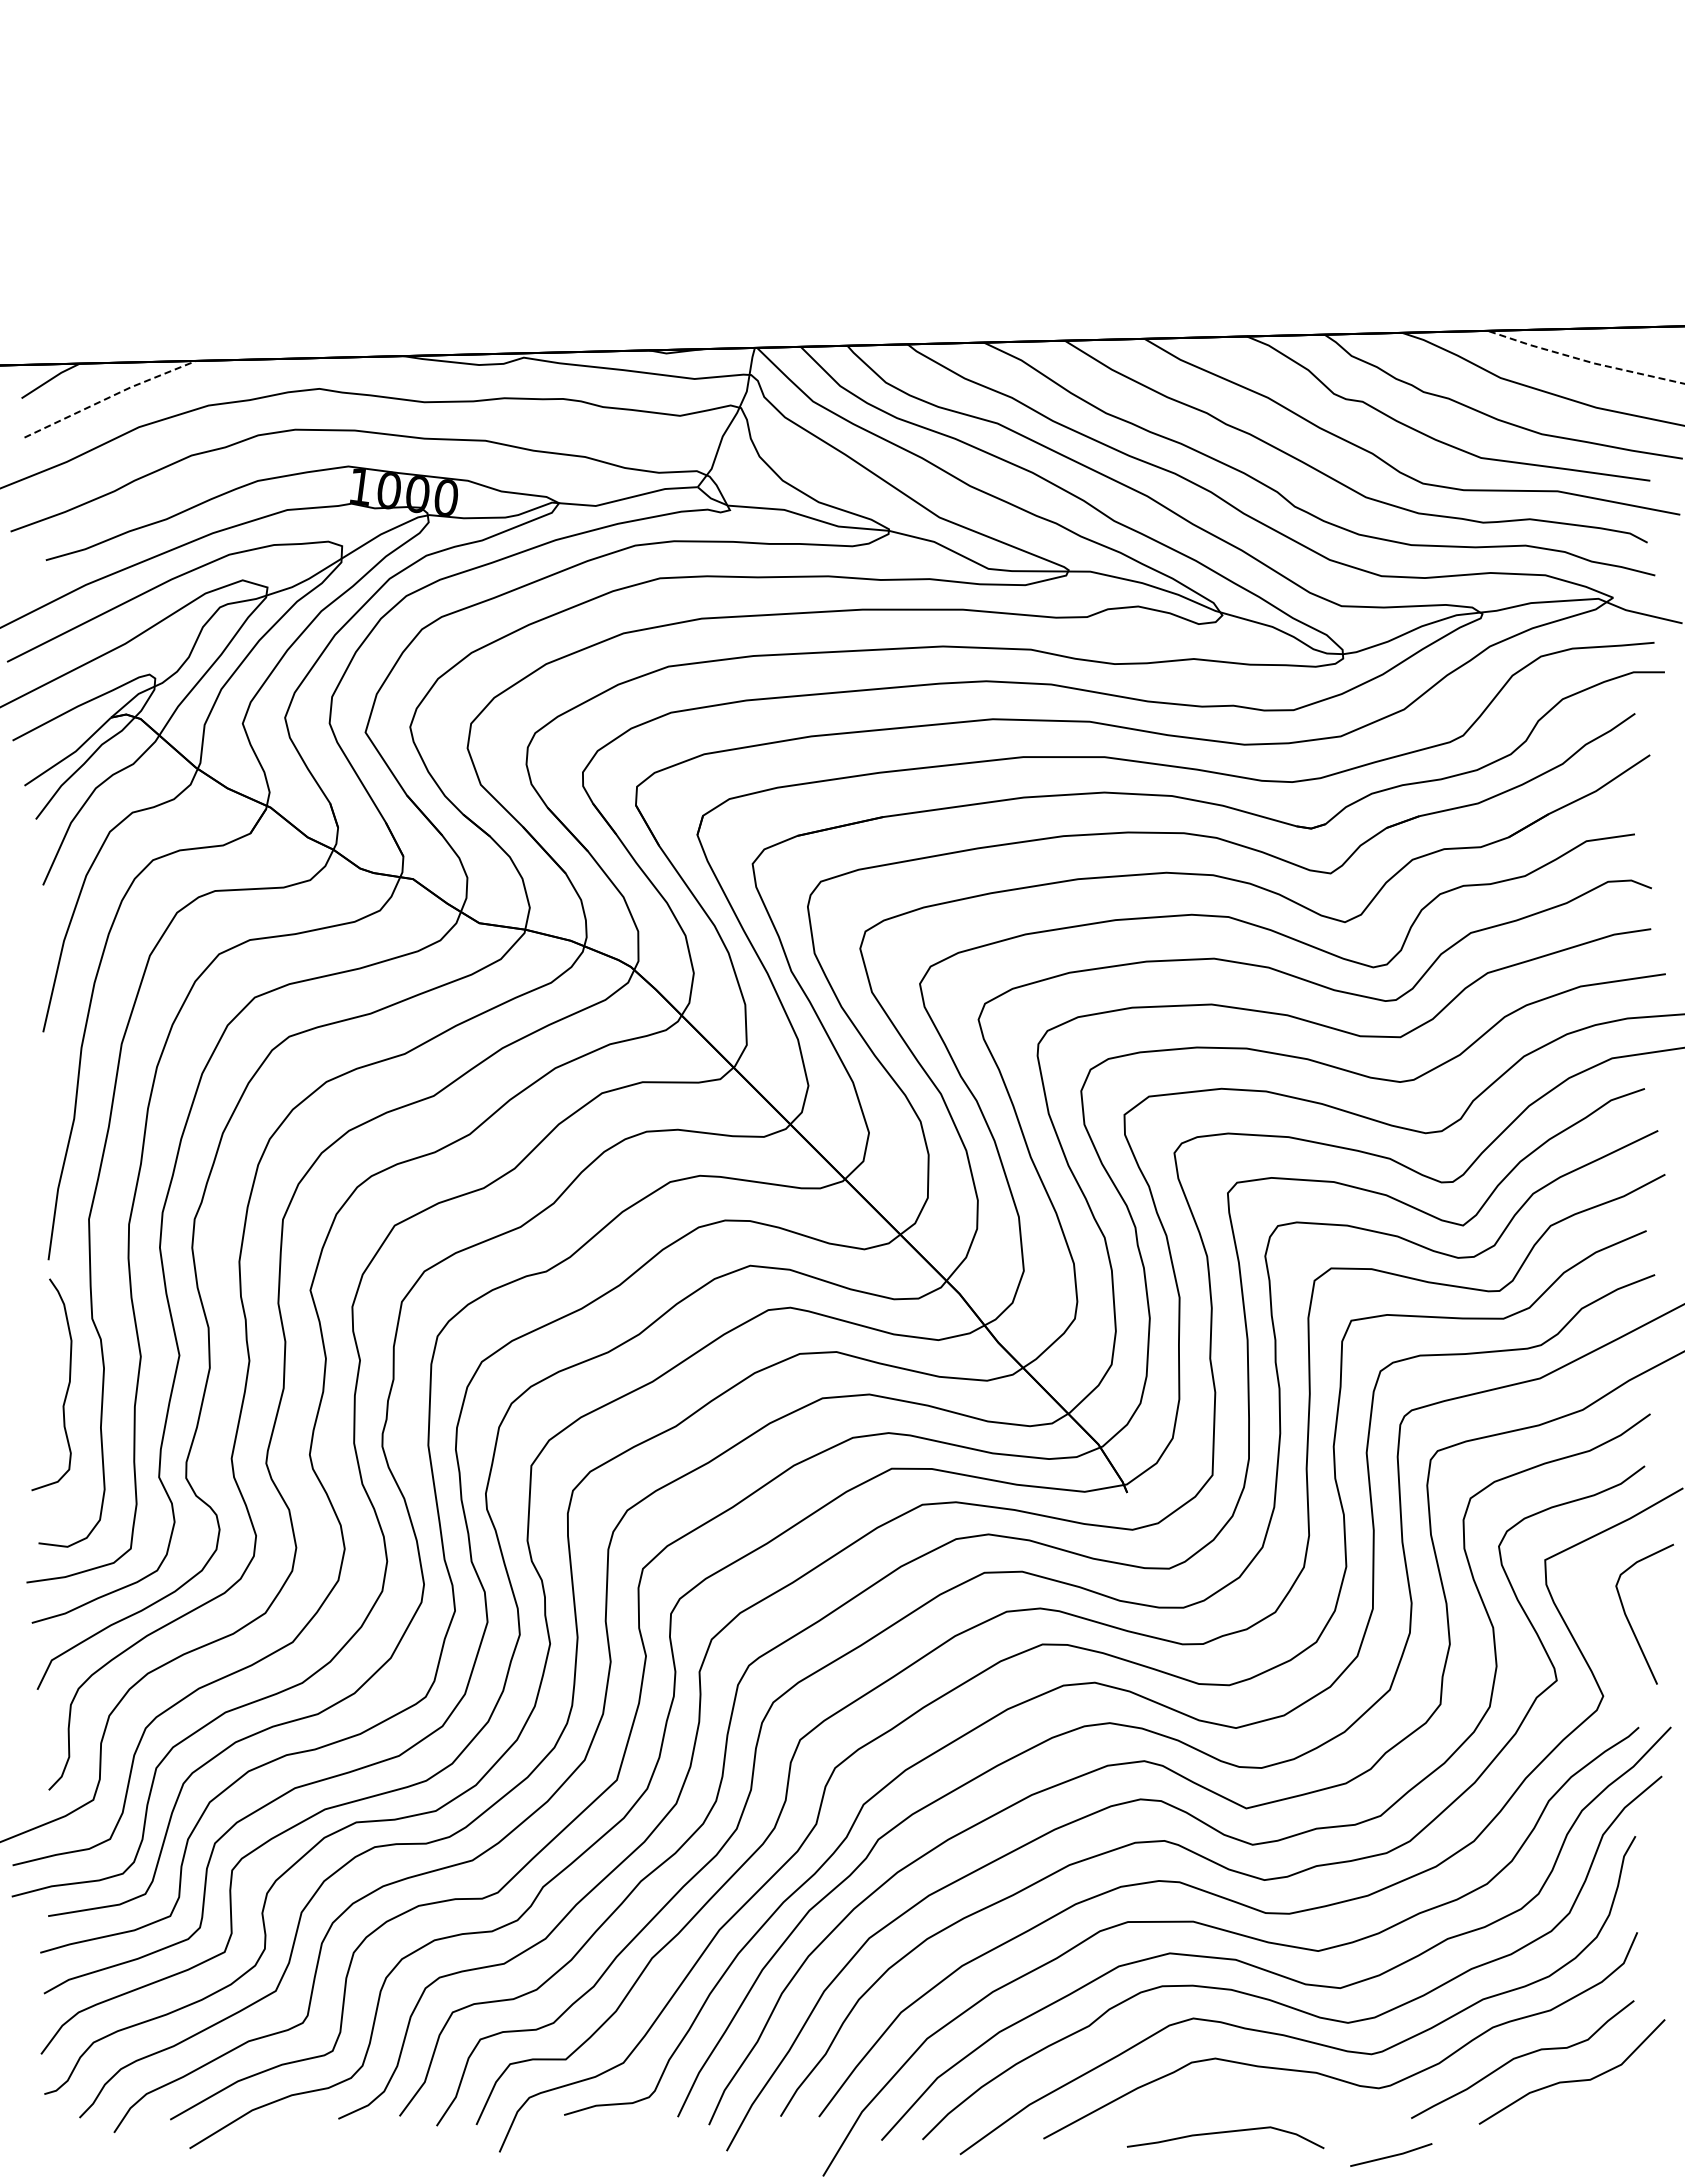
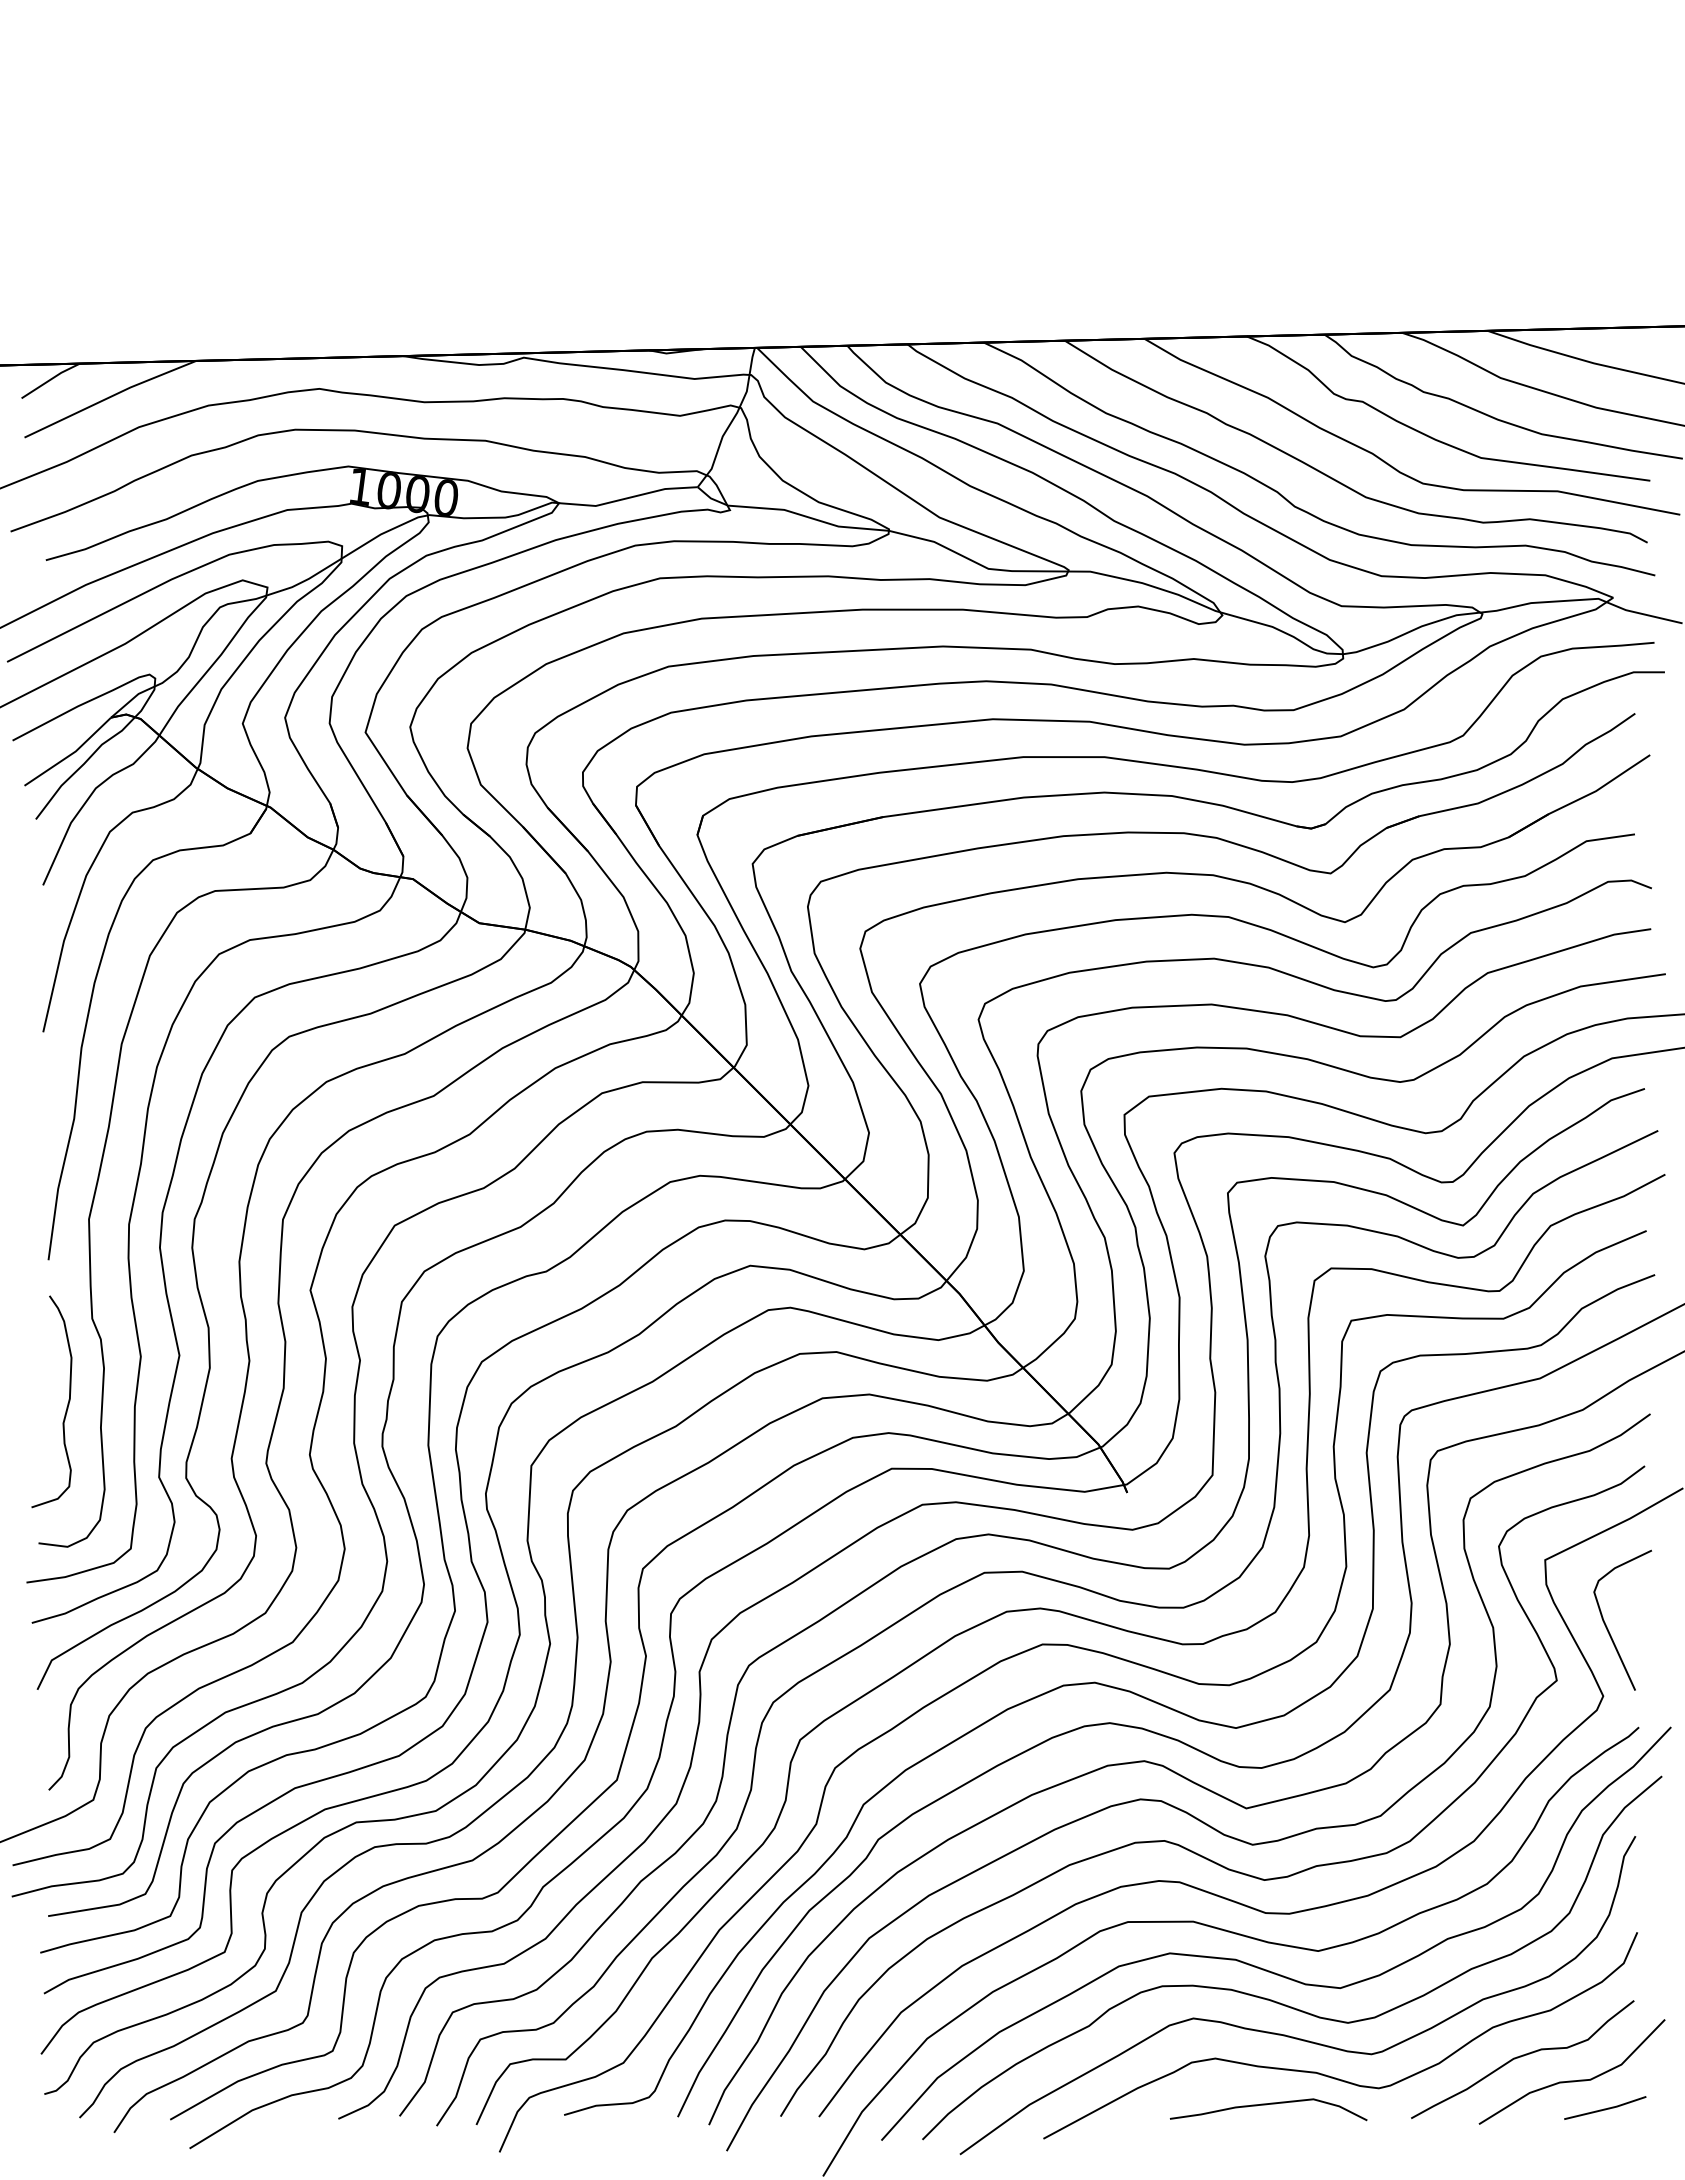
line: dashed -> solid (1584, 360)
line: dashed -> solid (111, 396)
curve position: (67, 1386) -> (67, 1403) (67, 1403)
curve position: (1629, 1620) -> (1607, 1626) (1607, 1626)
curve position: (1223, 2133) -> (1266, 2105) (1266, 2105)
line position: (1391, 2155) -> (1605, 2108) (1605, 2108)
